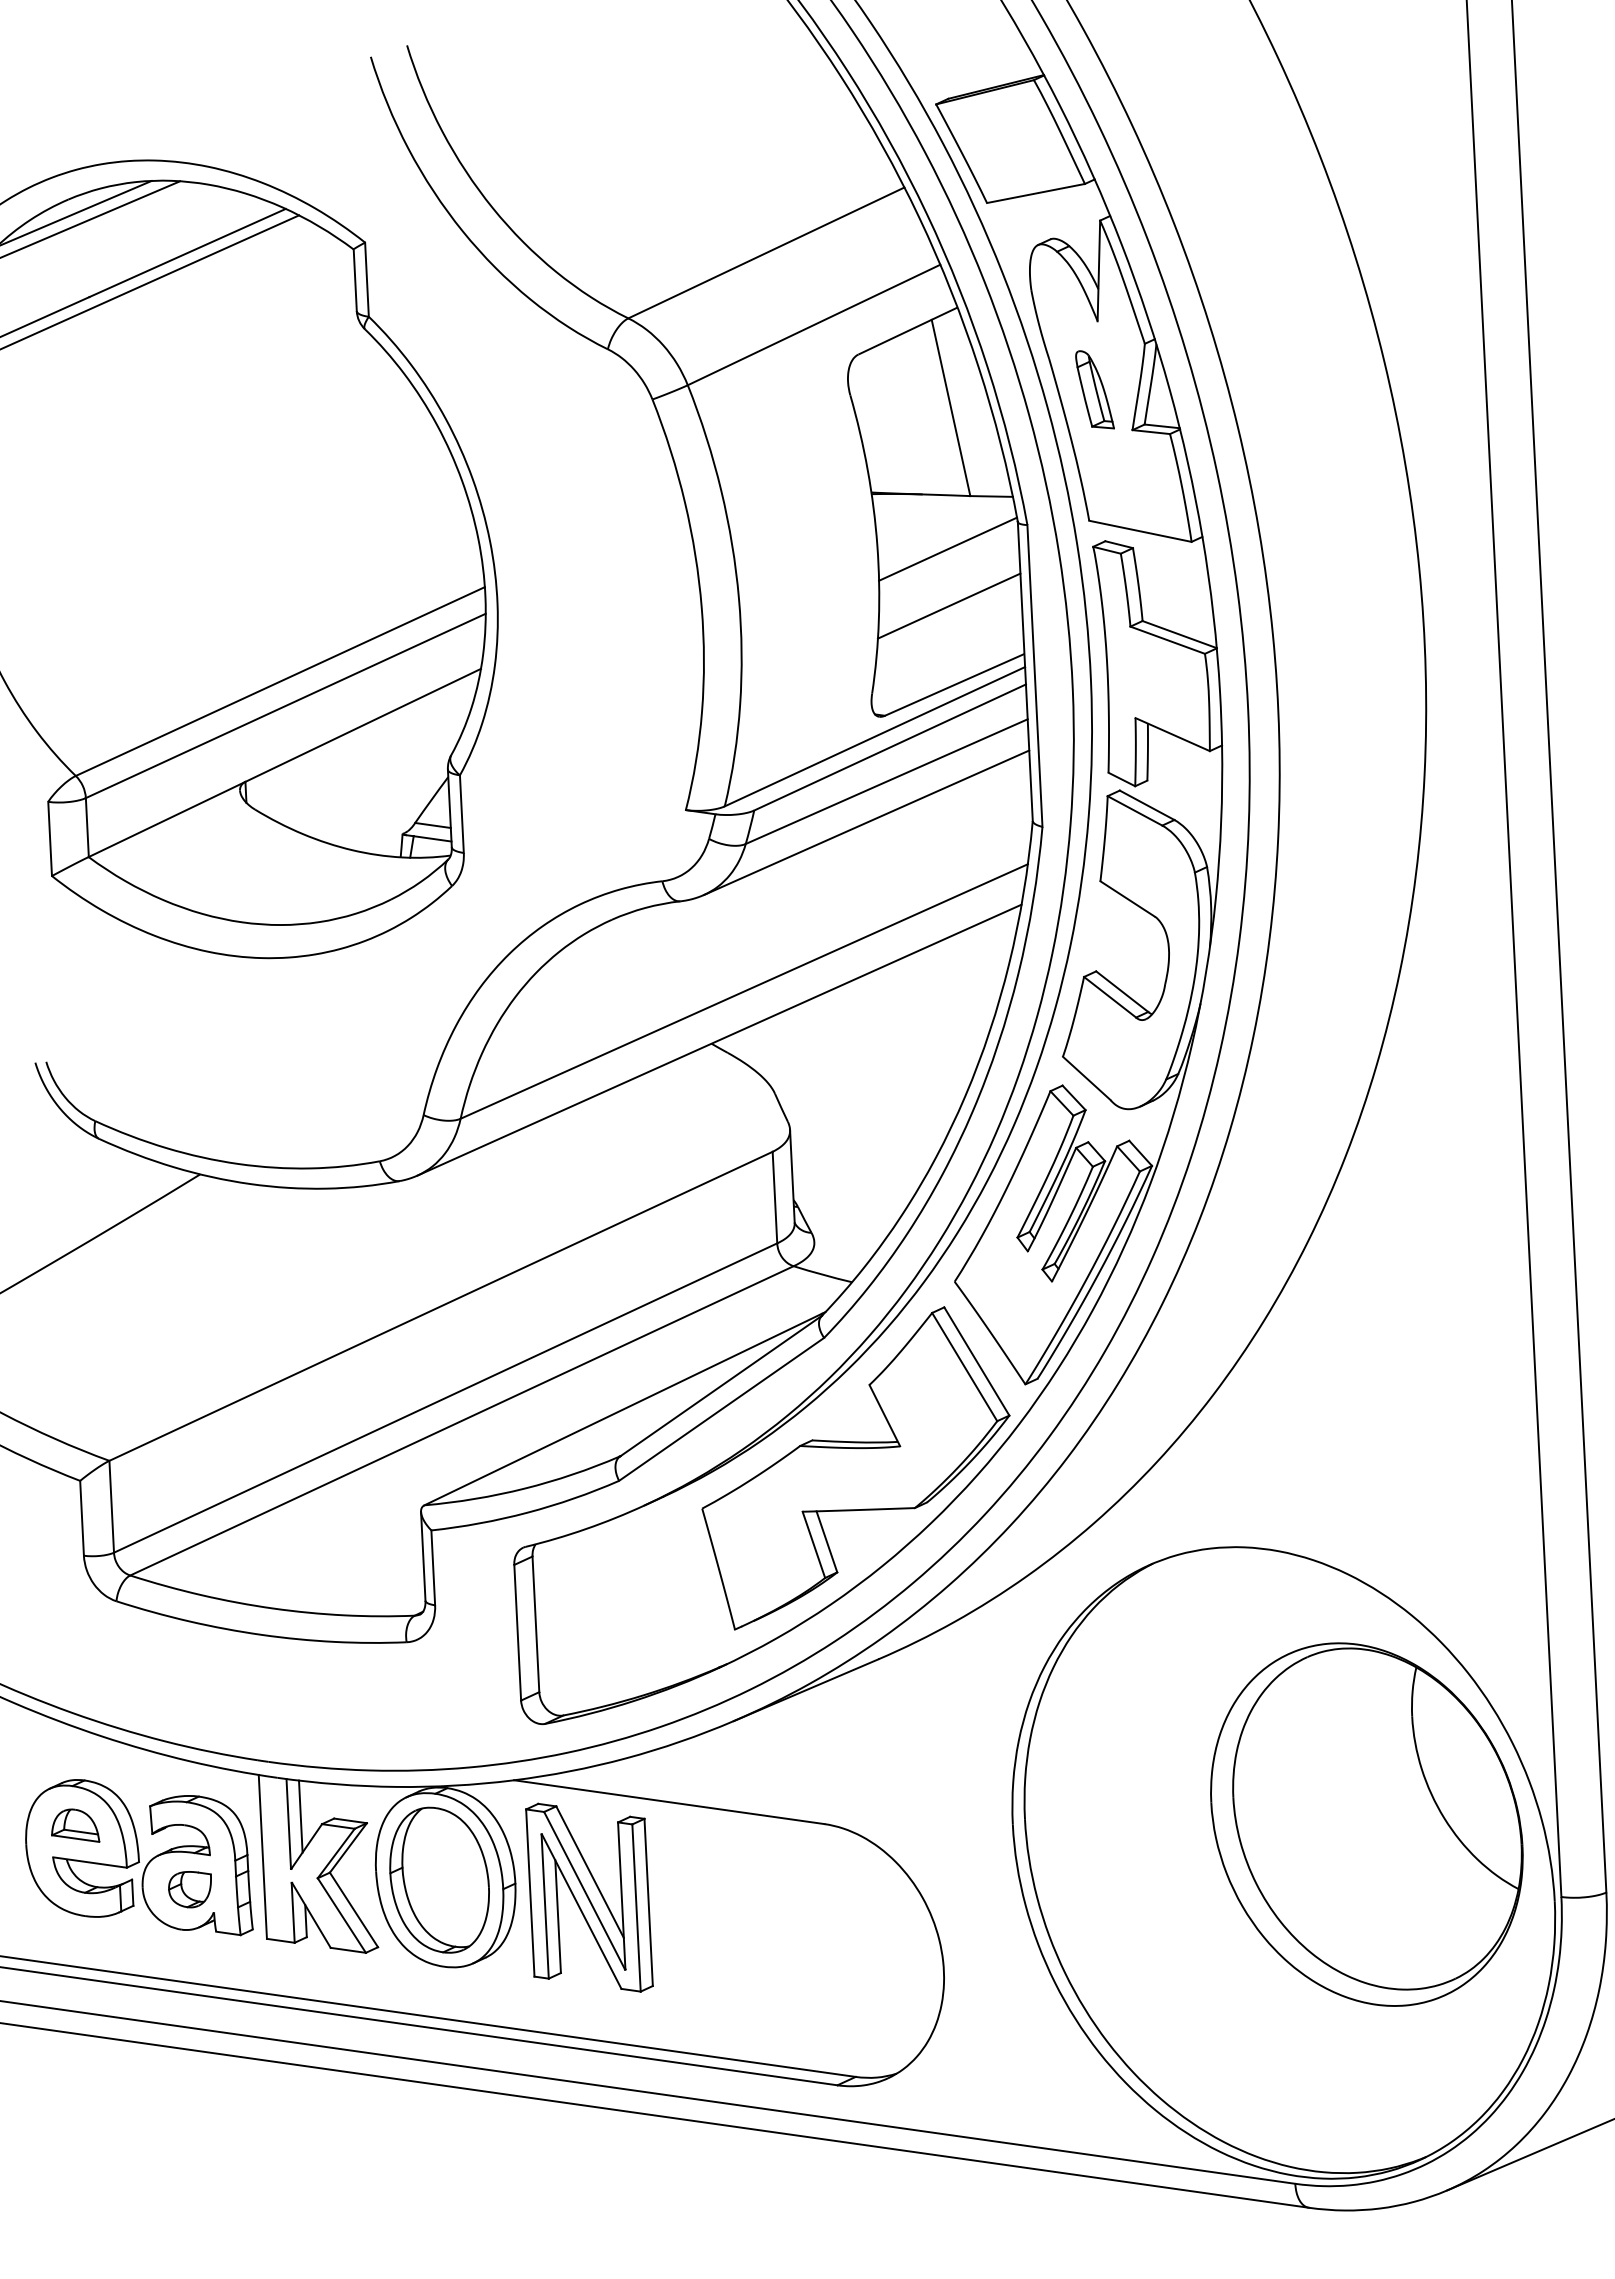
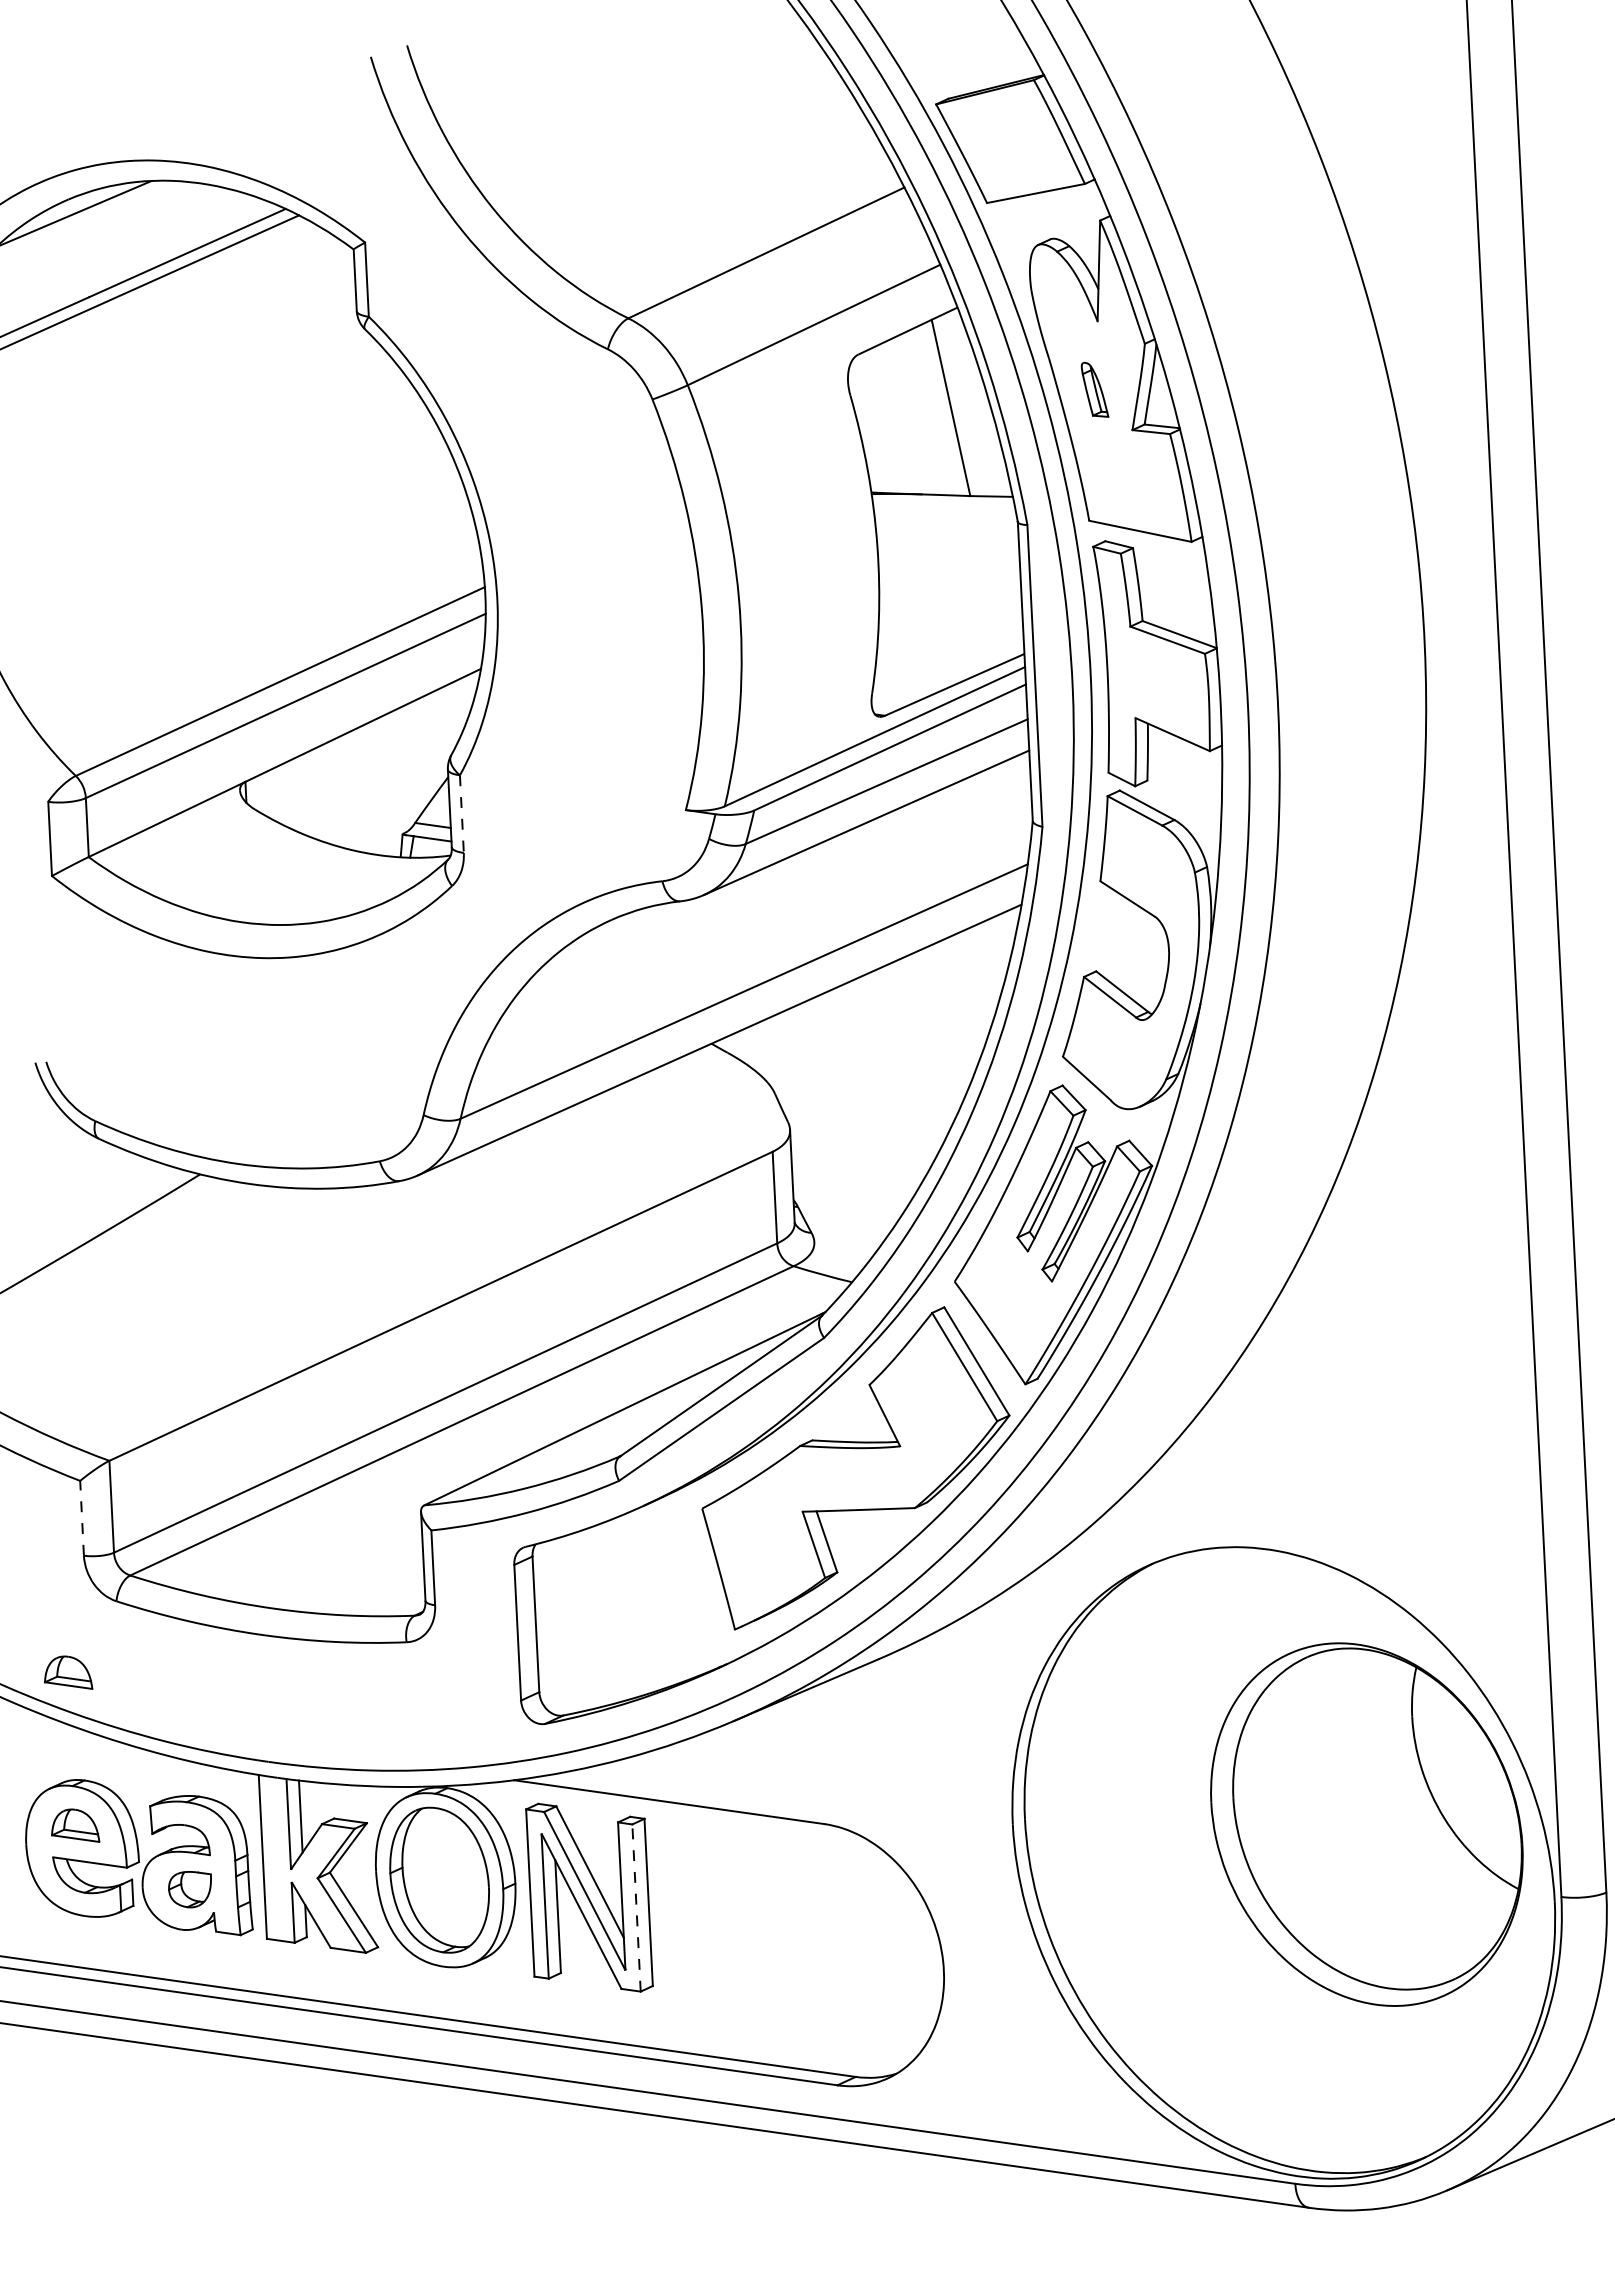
line: present -> none (91, 218)
part size: 40x80 px -> 30x56 px (1094, 389)
line: present -> none (948, 548)
line: present -> none (948, 605)
line: solid -> dashed (461, 814)
line: solid -> dashed (82, 1517)
part: none -> present (68, 1672)
line: solid -> dashed (636, 1908)
